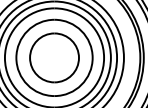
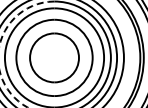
arc: solid -> dashed (4, 31)
